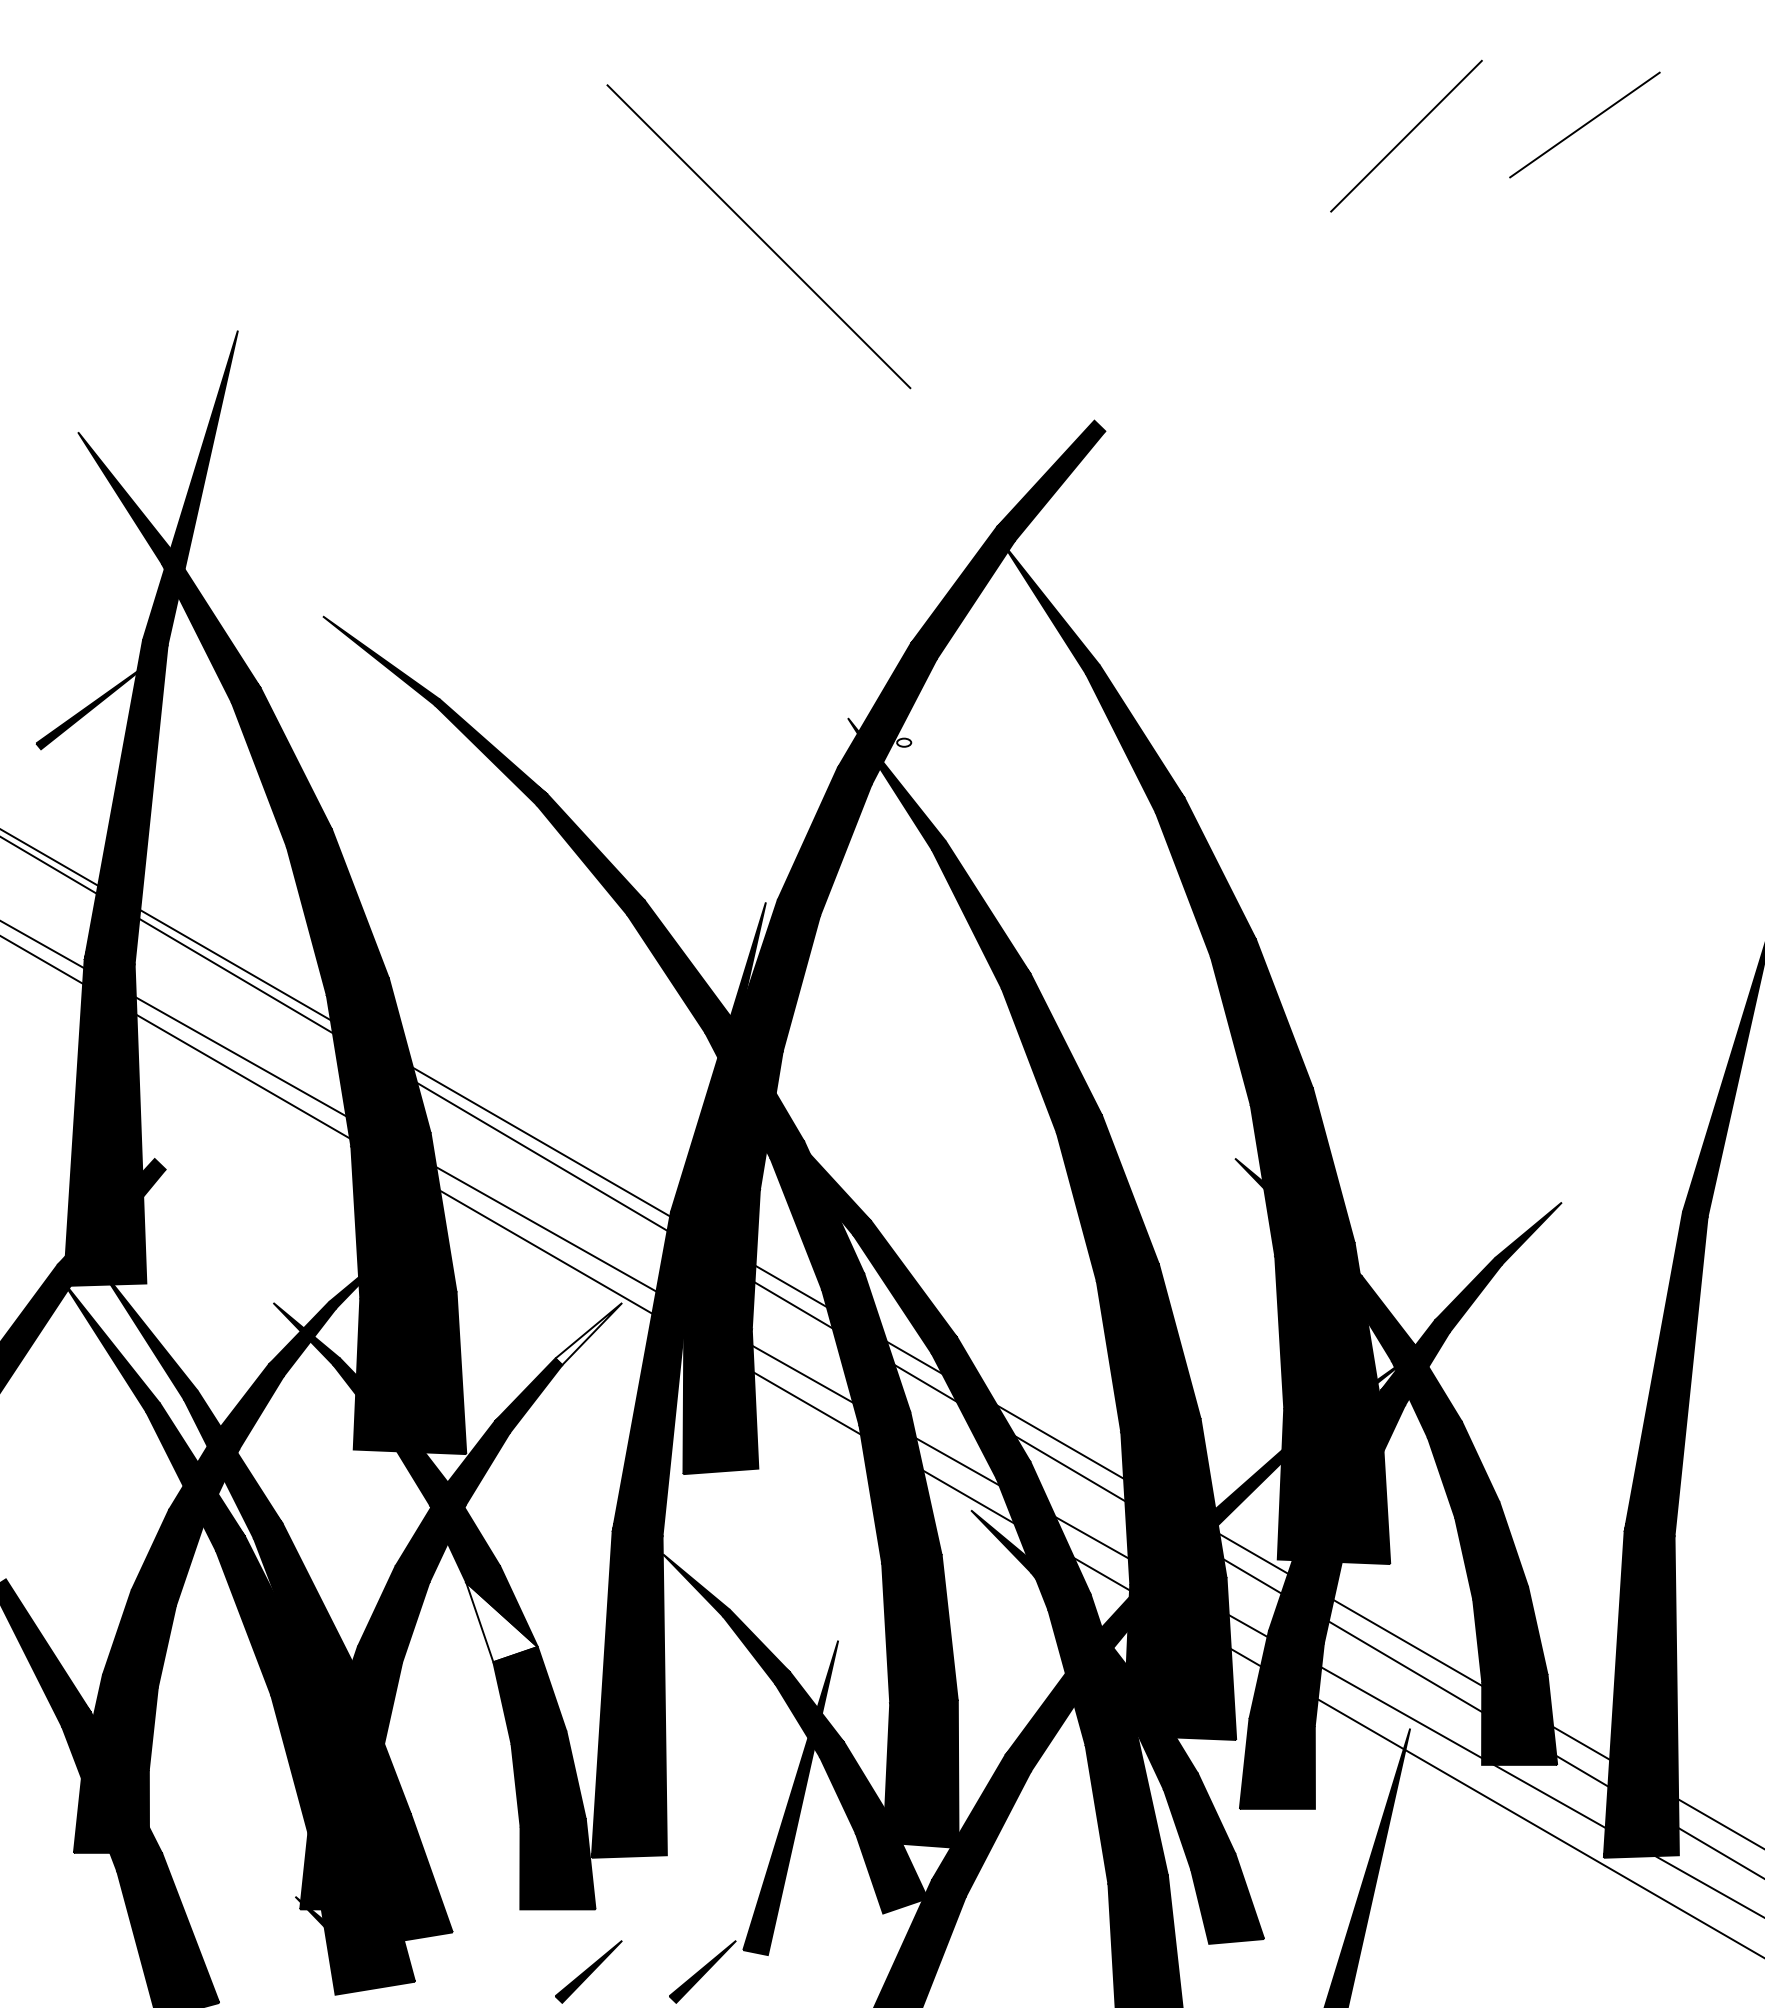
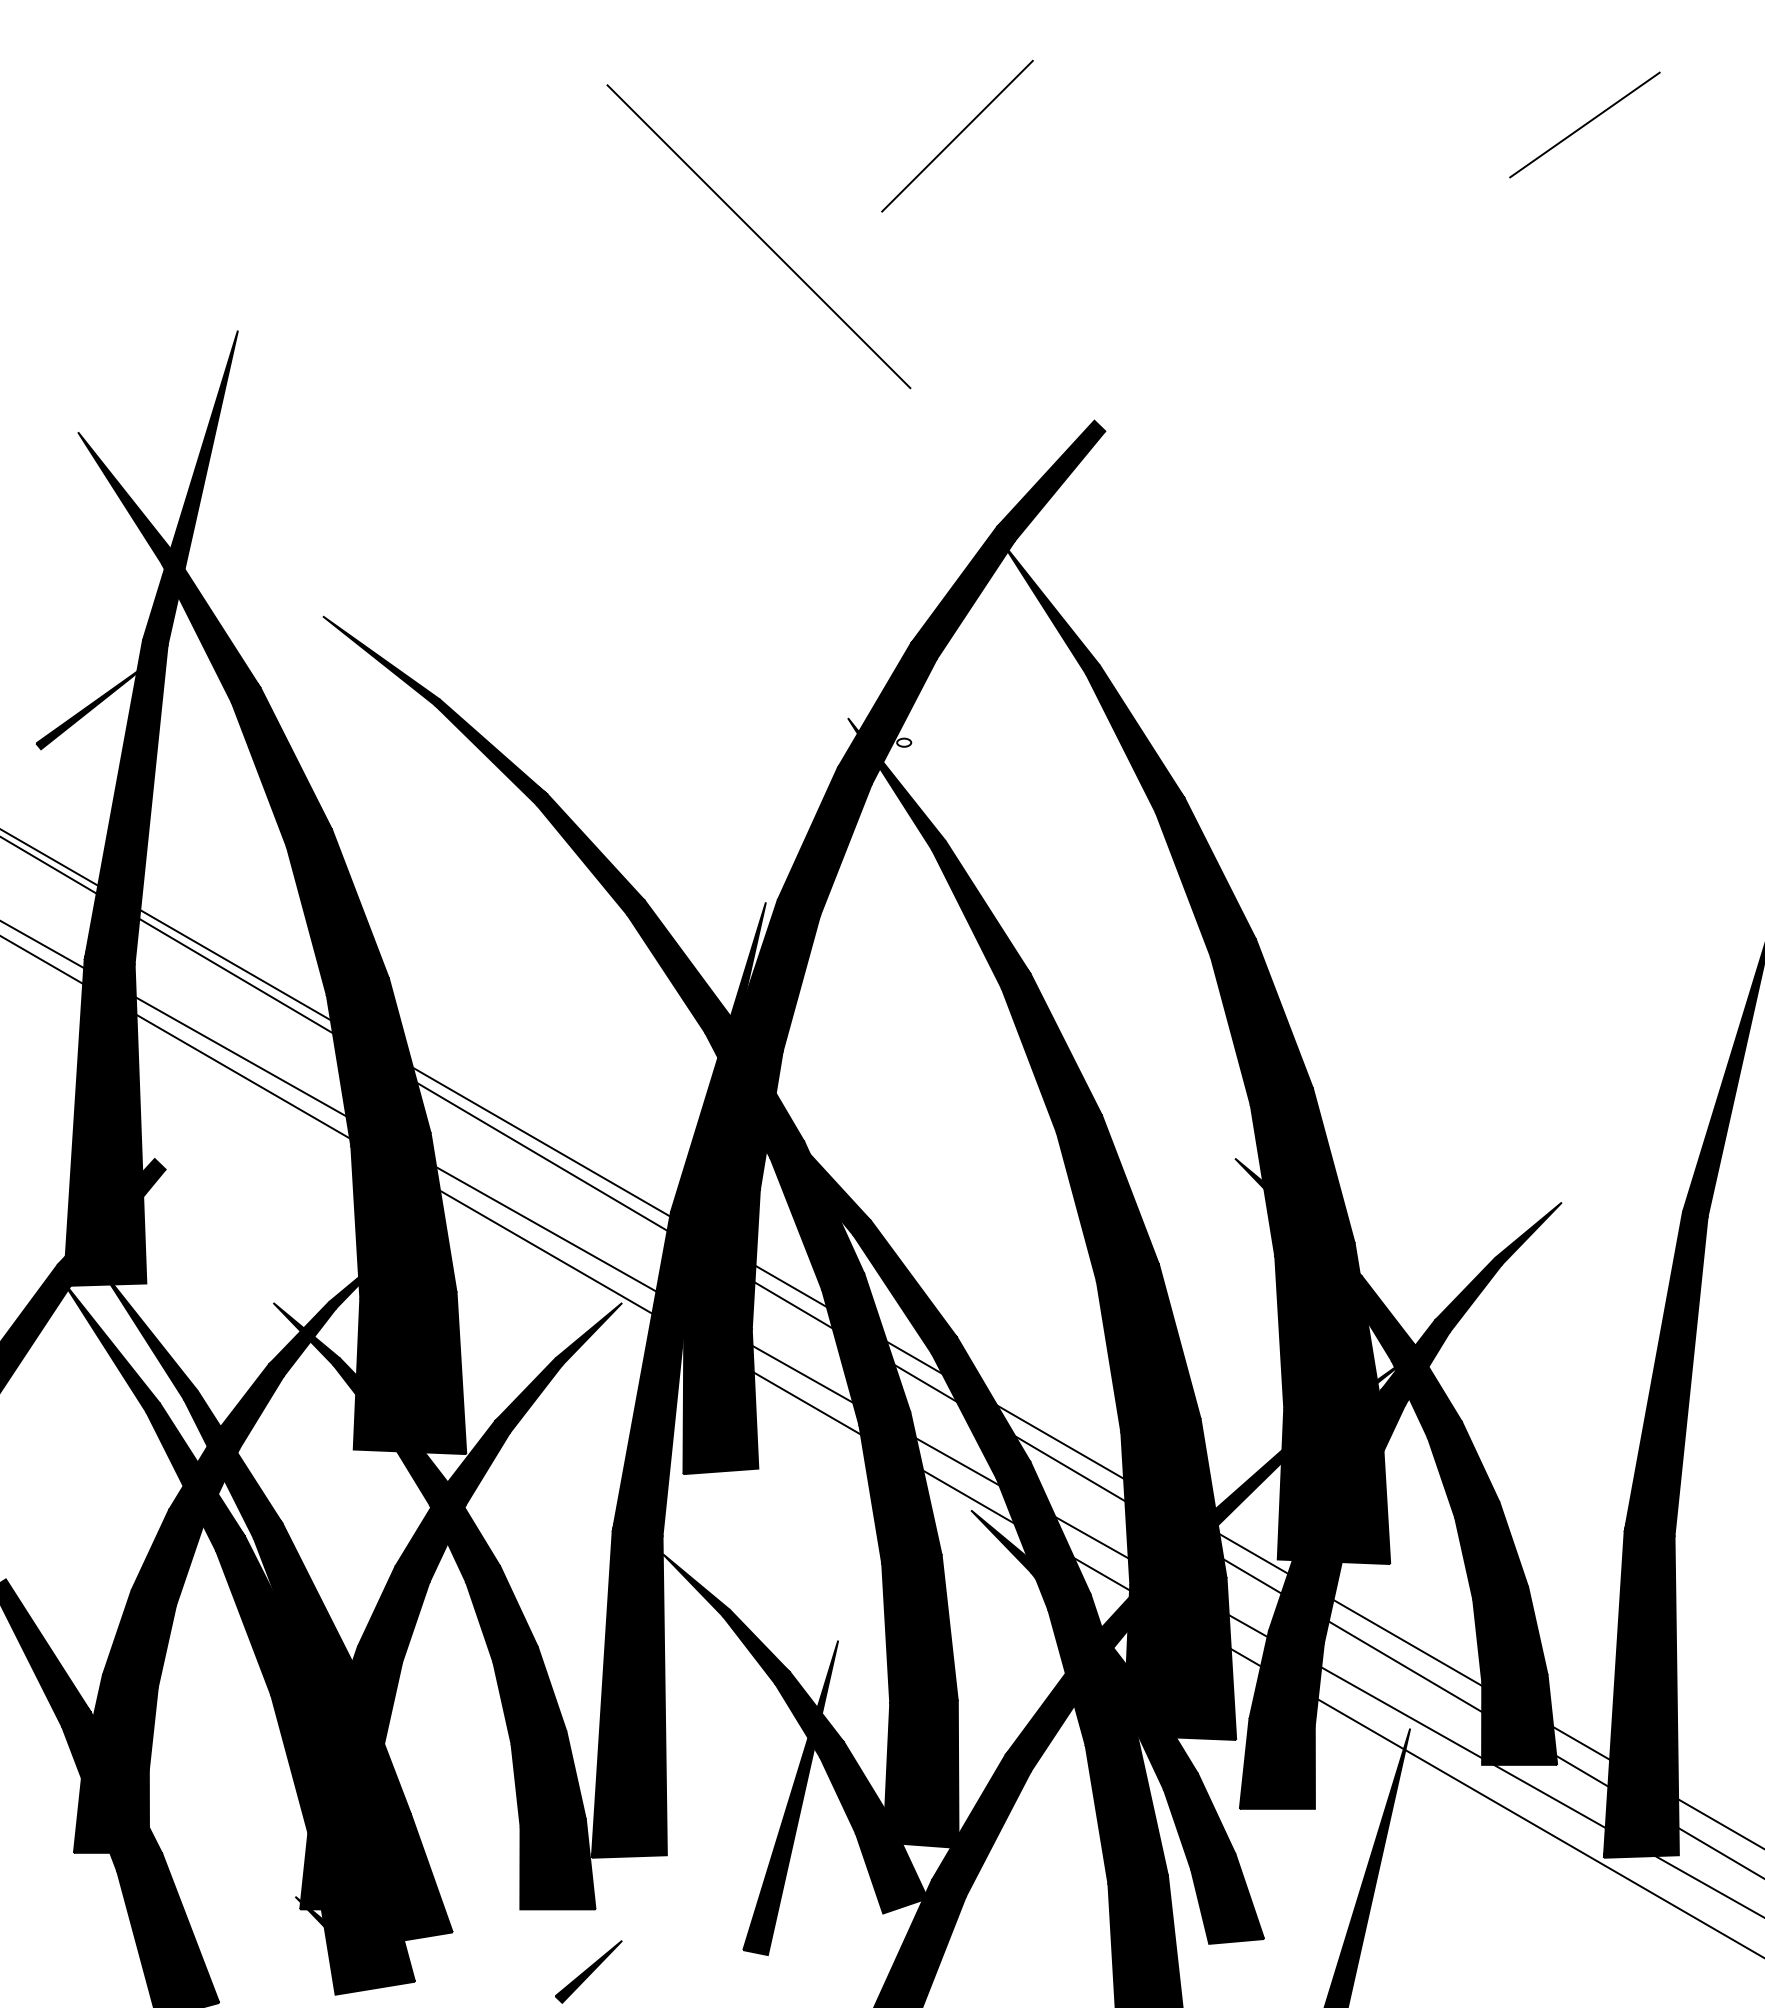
line position: (1406, 135) -> (957, 135) (957, 135)
fill: none -> present (588, 1333)
fill: none -> present (501, 1622)
part: present -> none (702, 1971)
